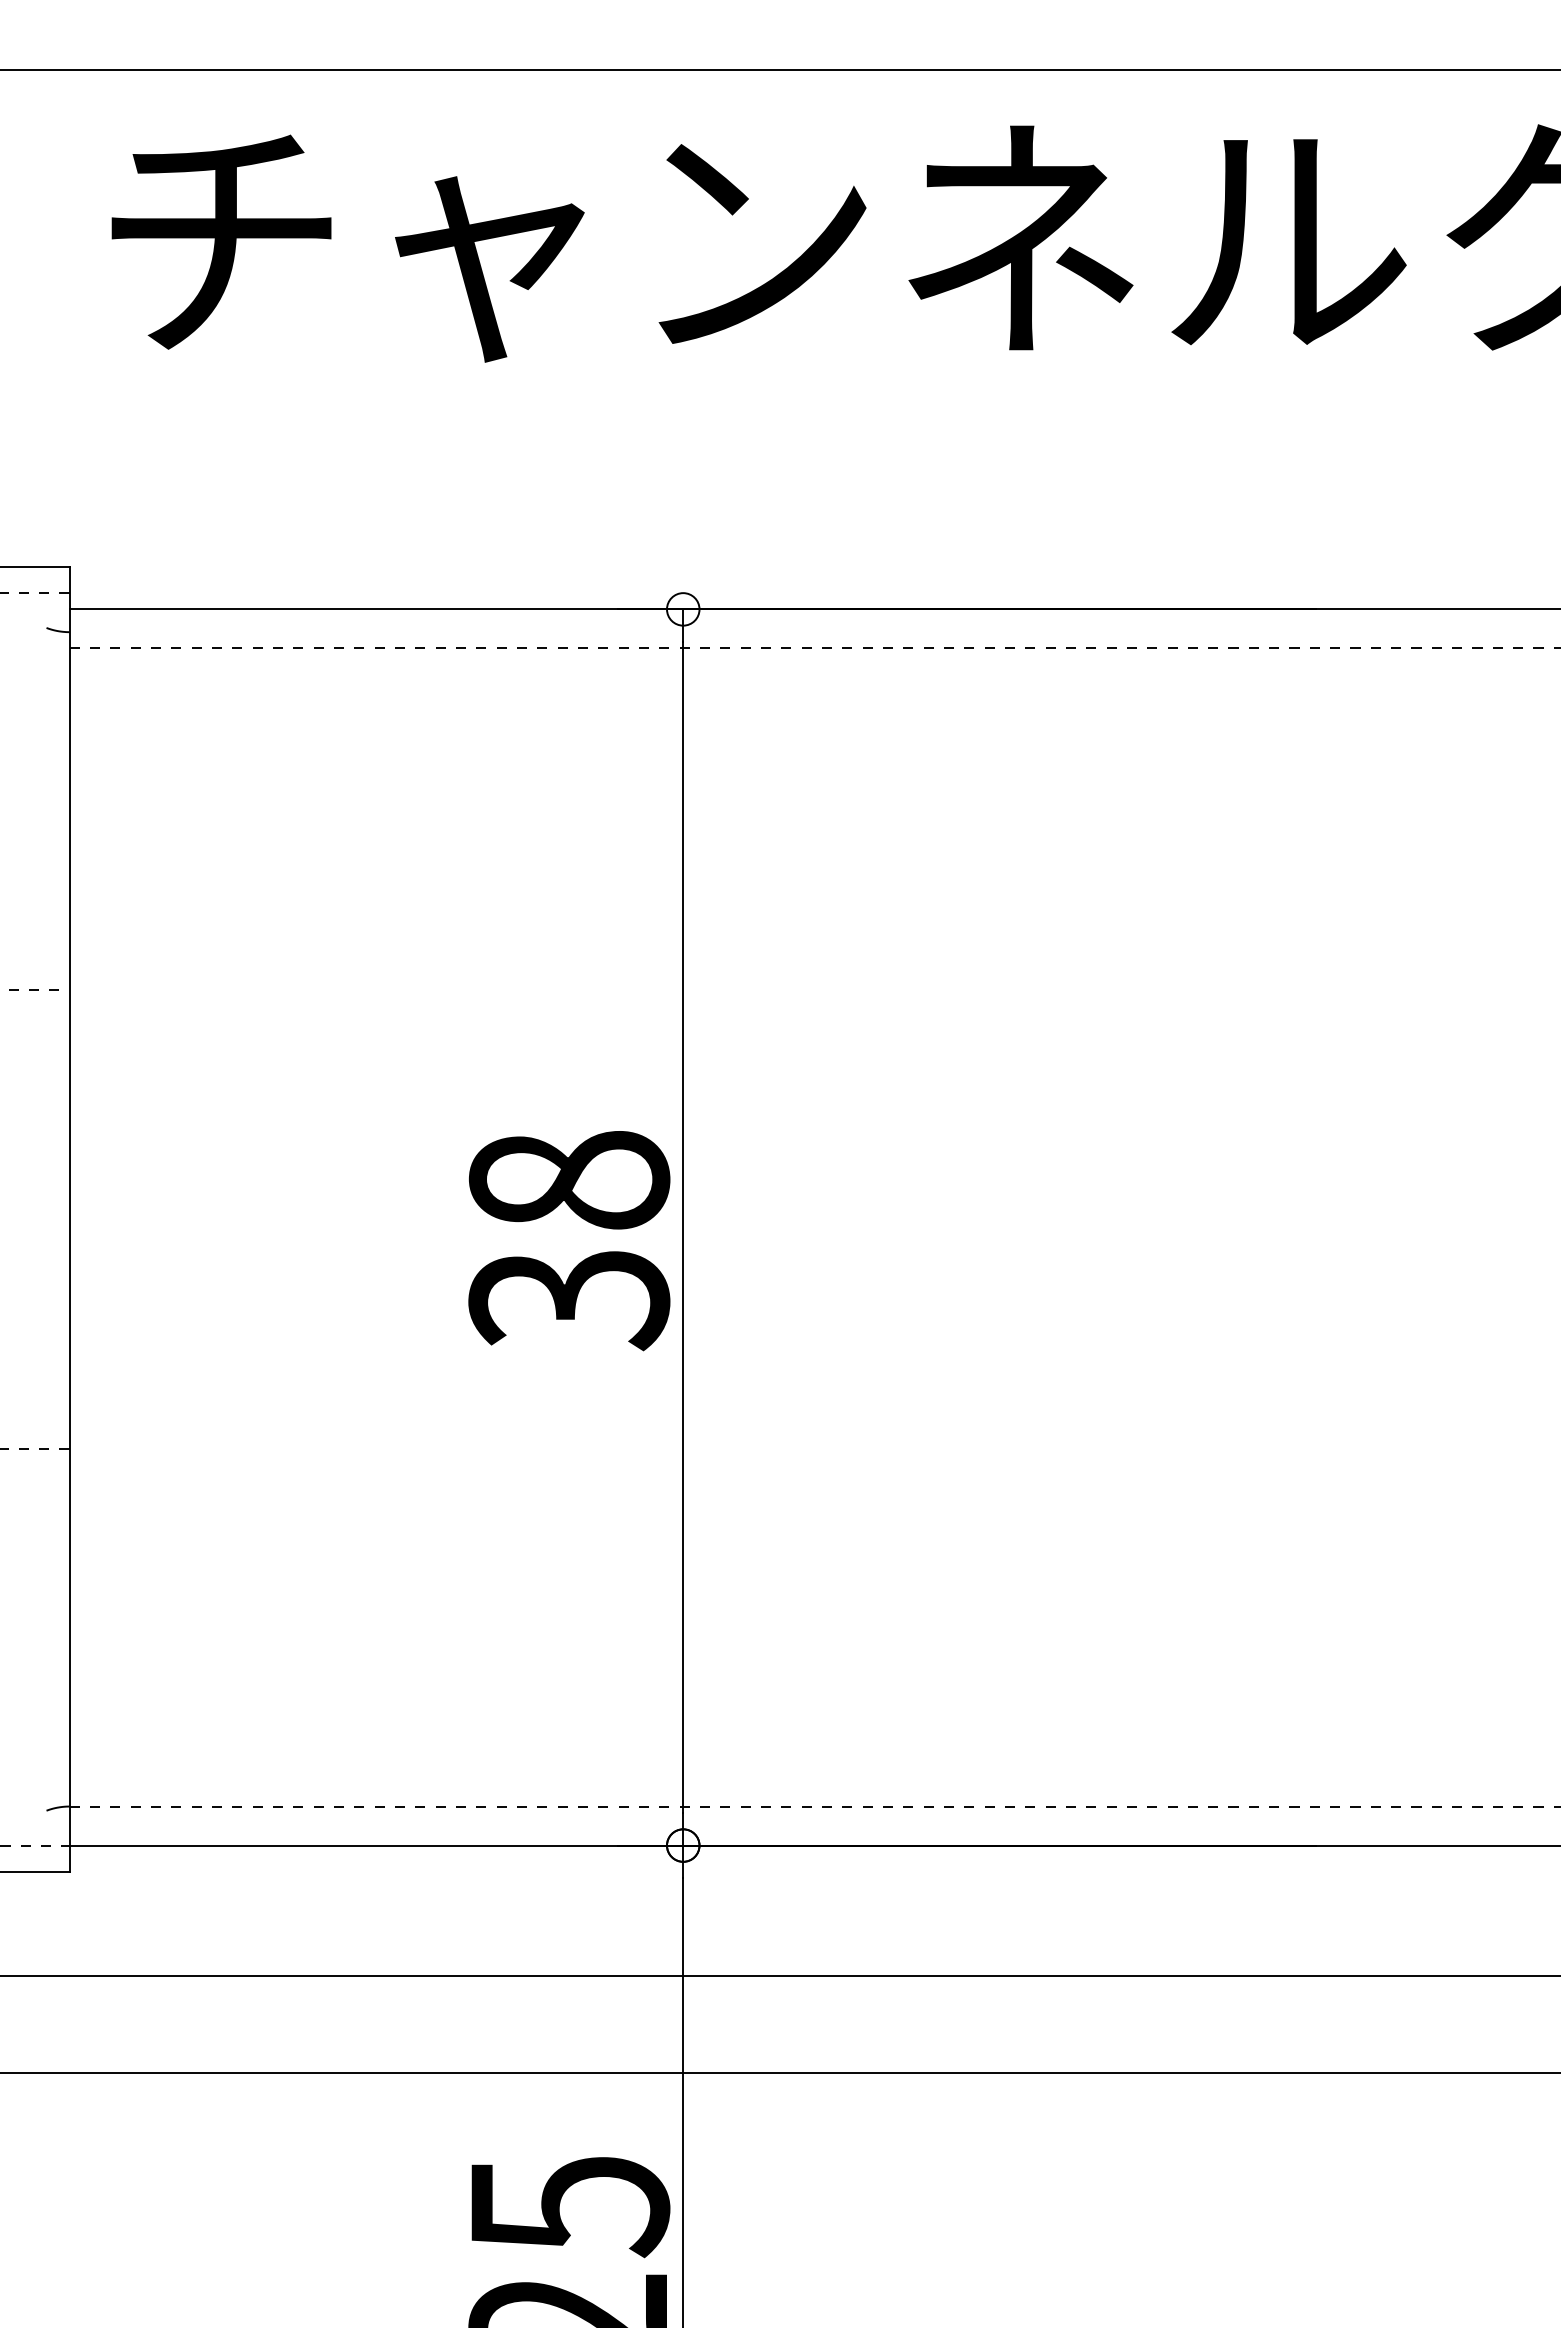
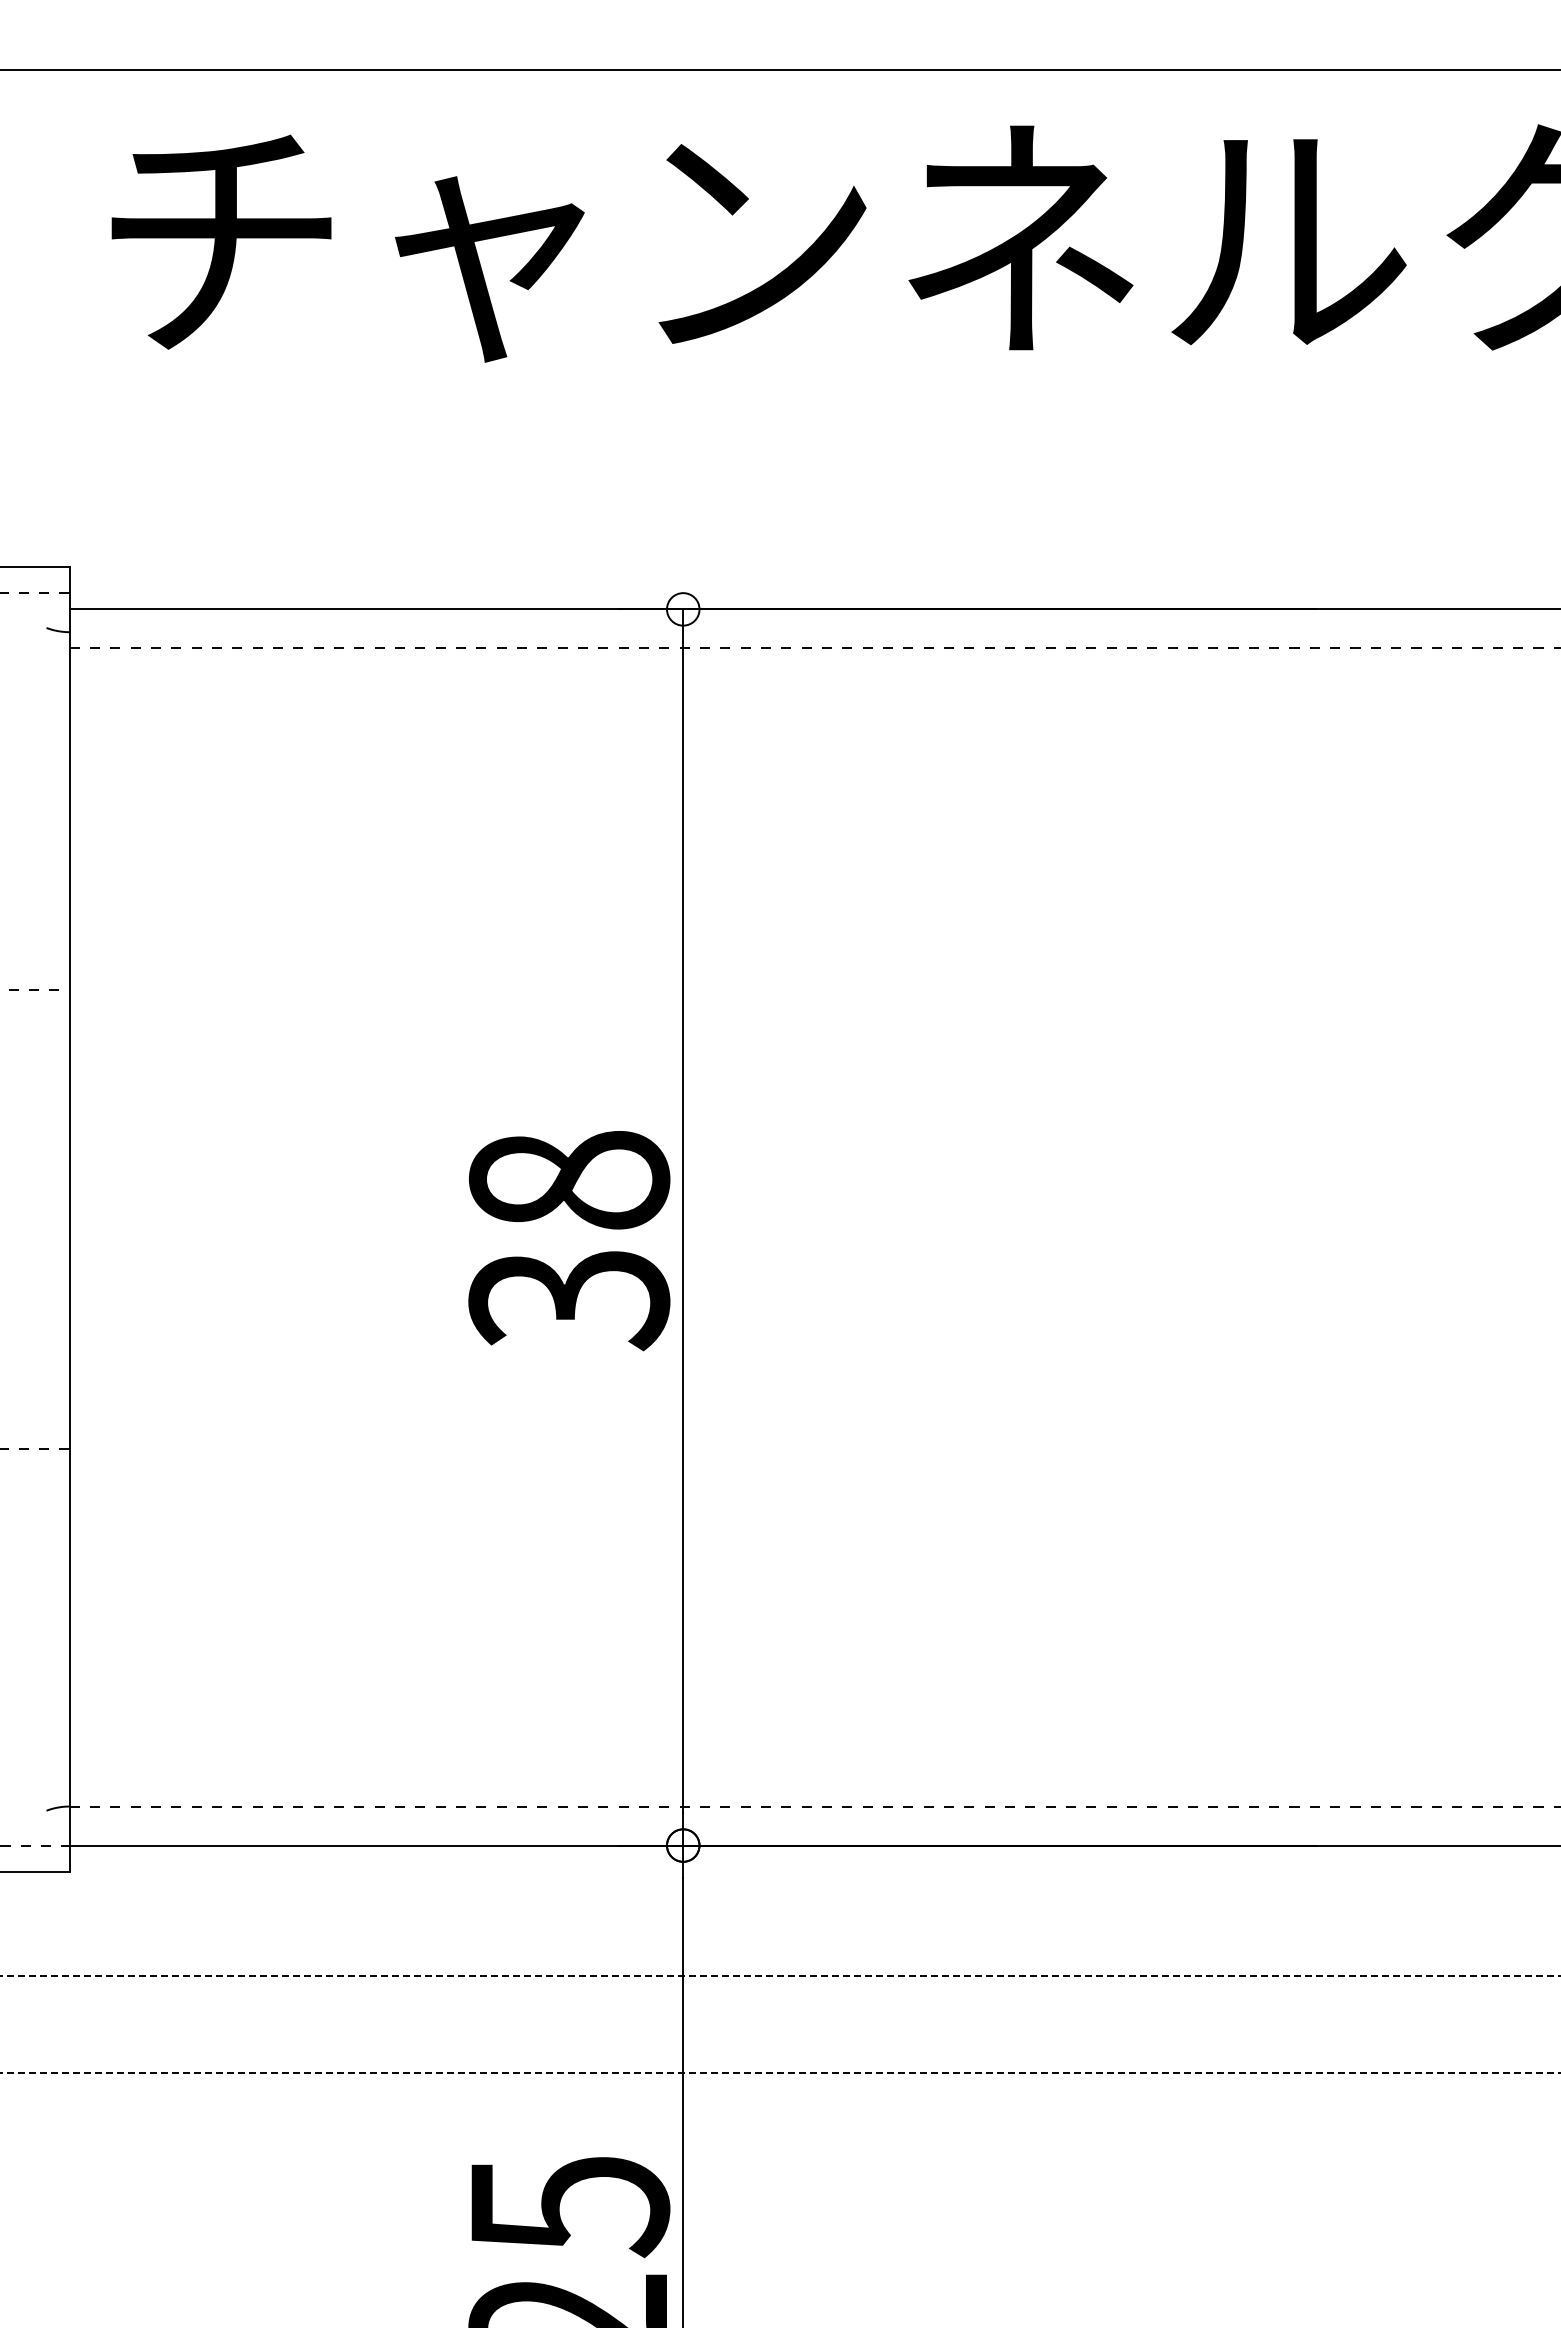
line: solid -> dashed (779, 1975)
line: solid -> dashed (779, 2073)
